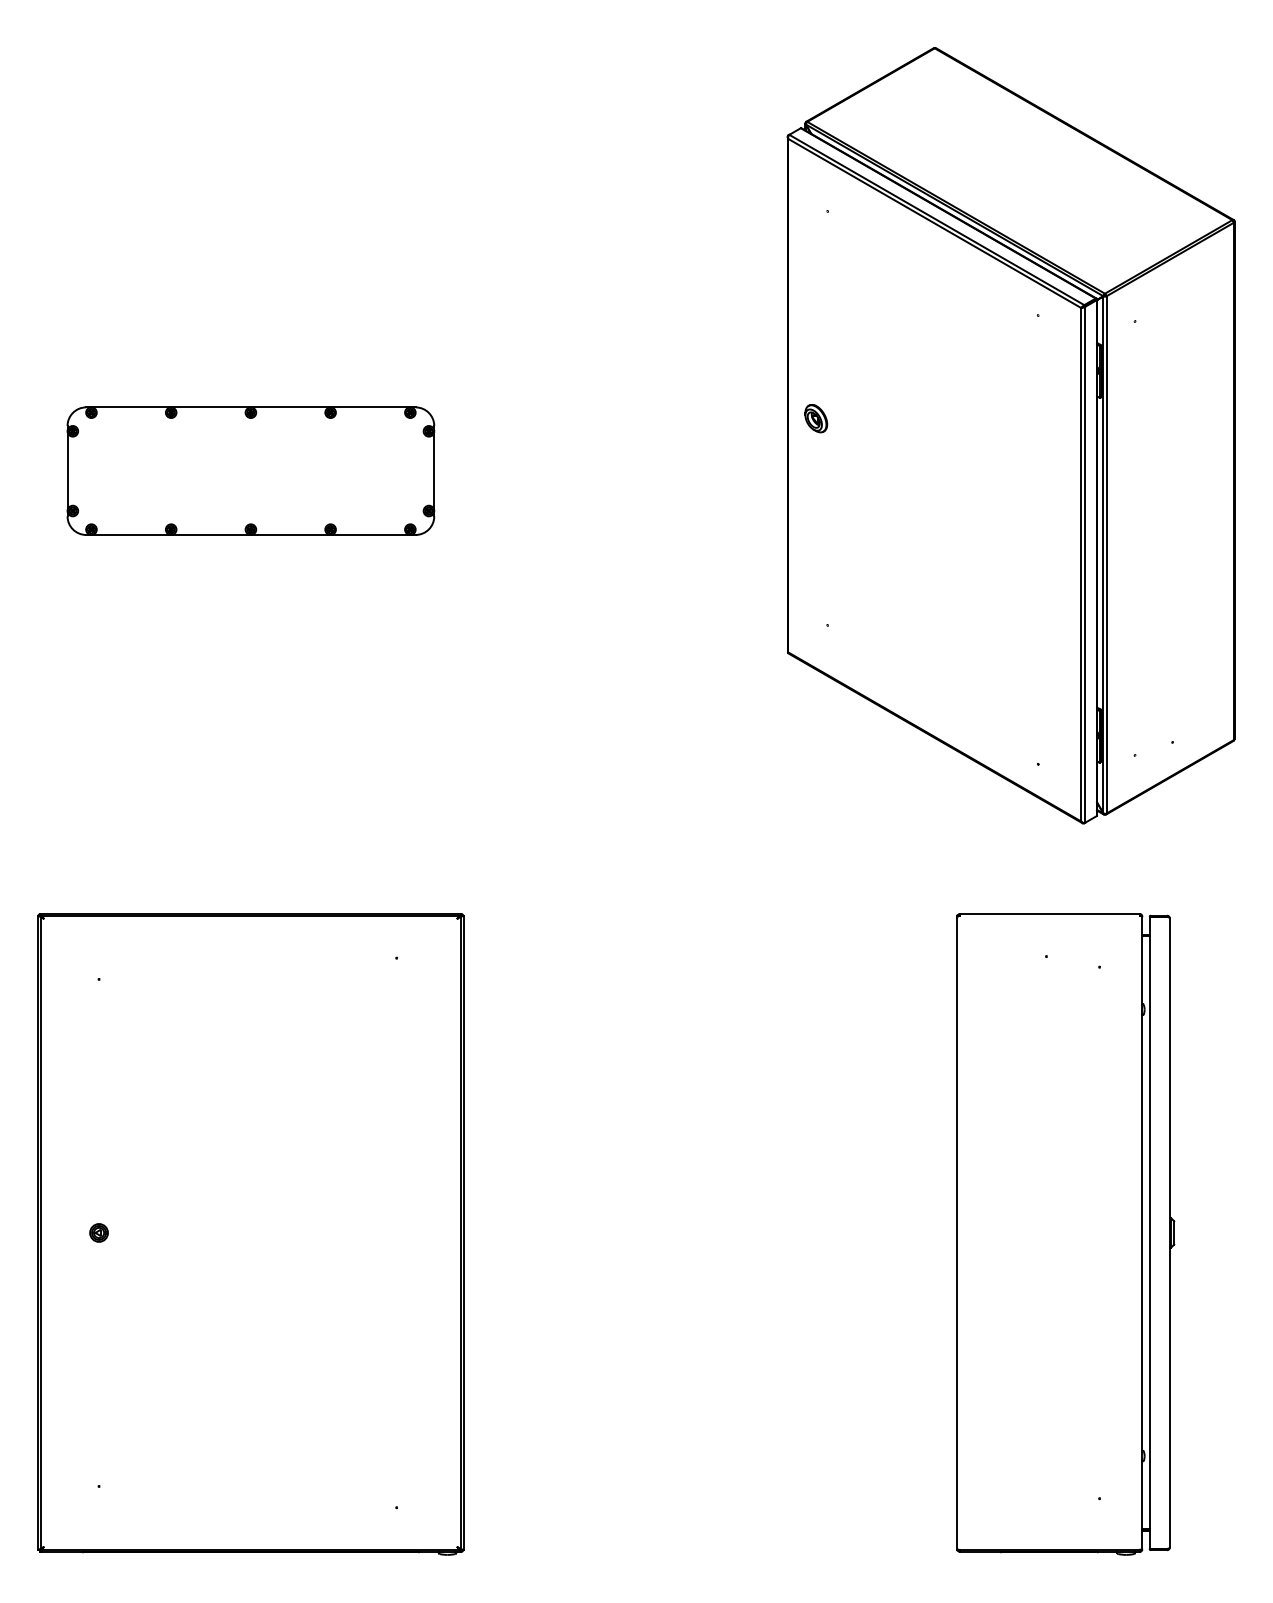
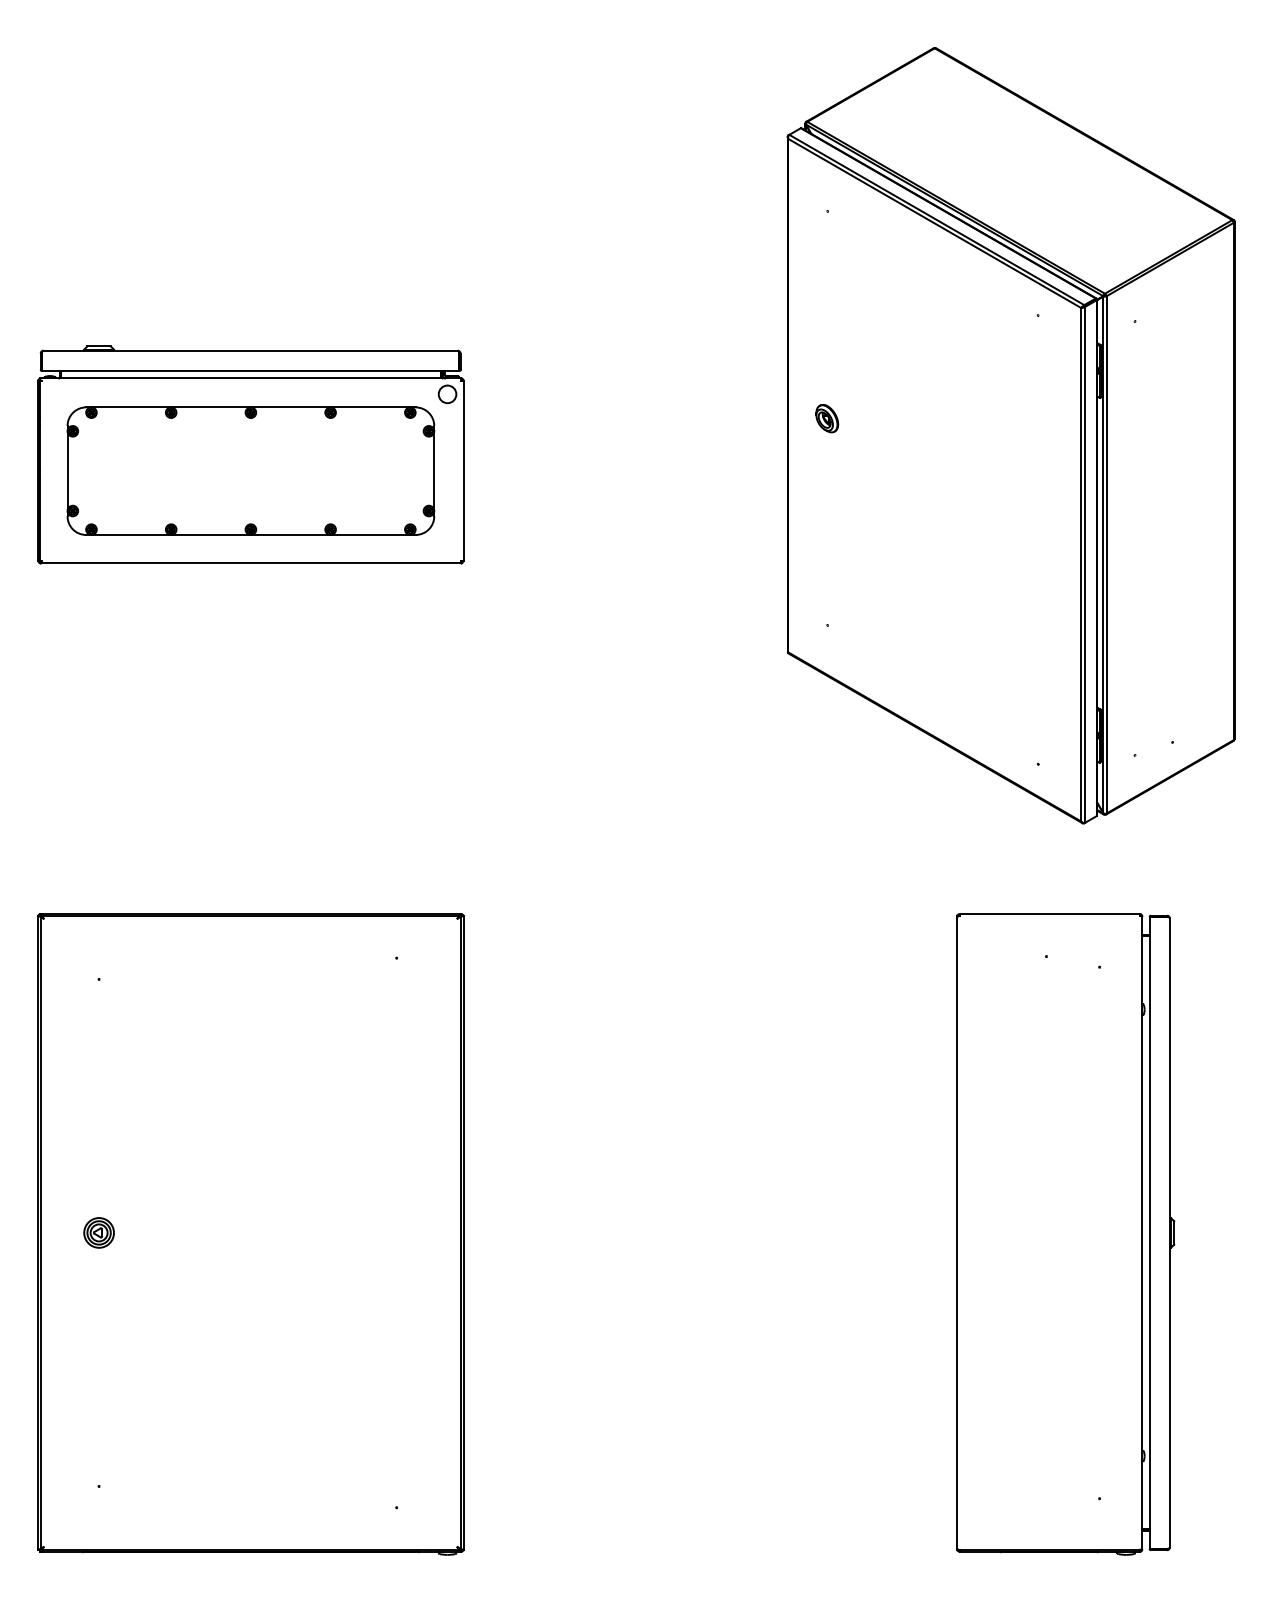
part position: (816, 418) -> (827, 418) (827, 418)
part: none -> present (250, 454)
part size: 20x20 px -> 32x32 px (98, 1232)
